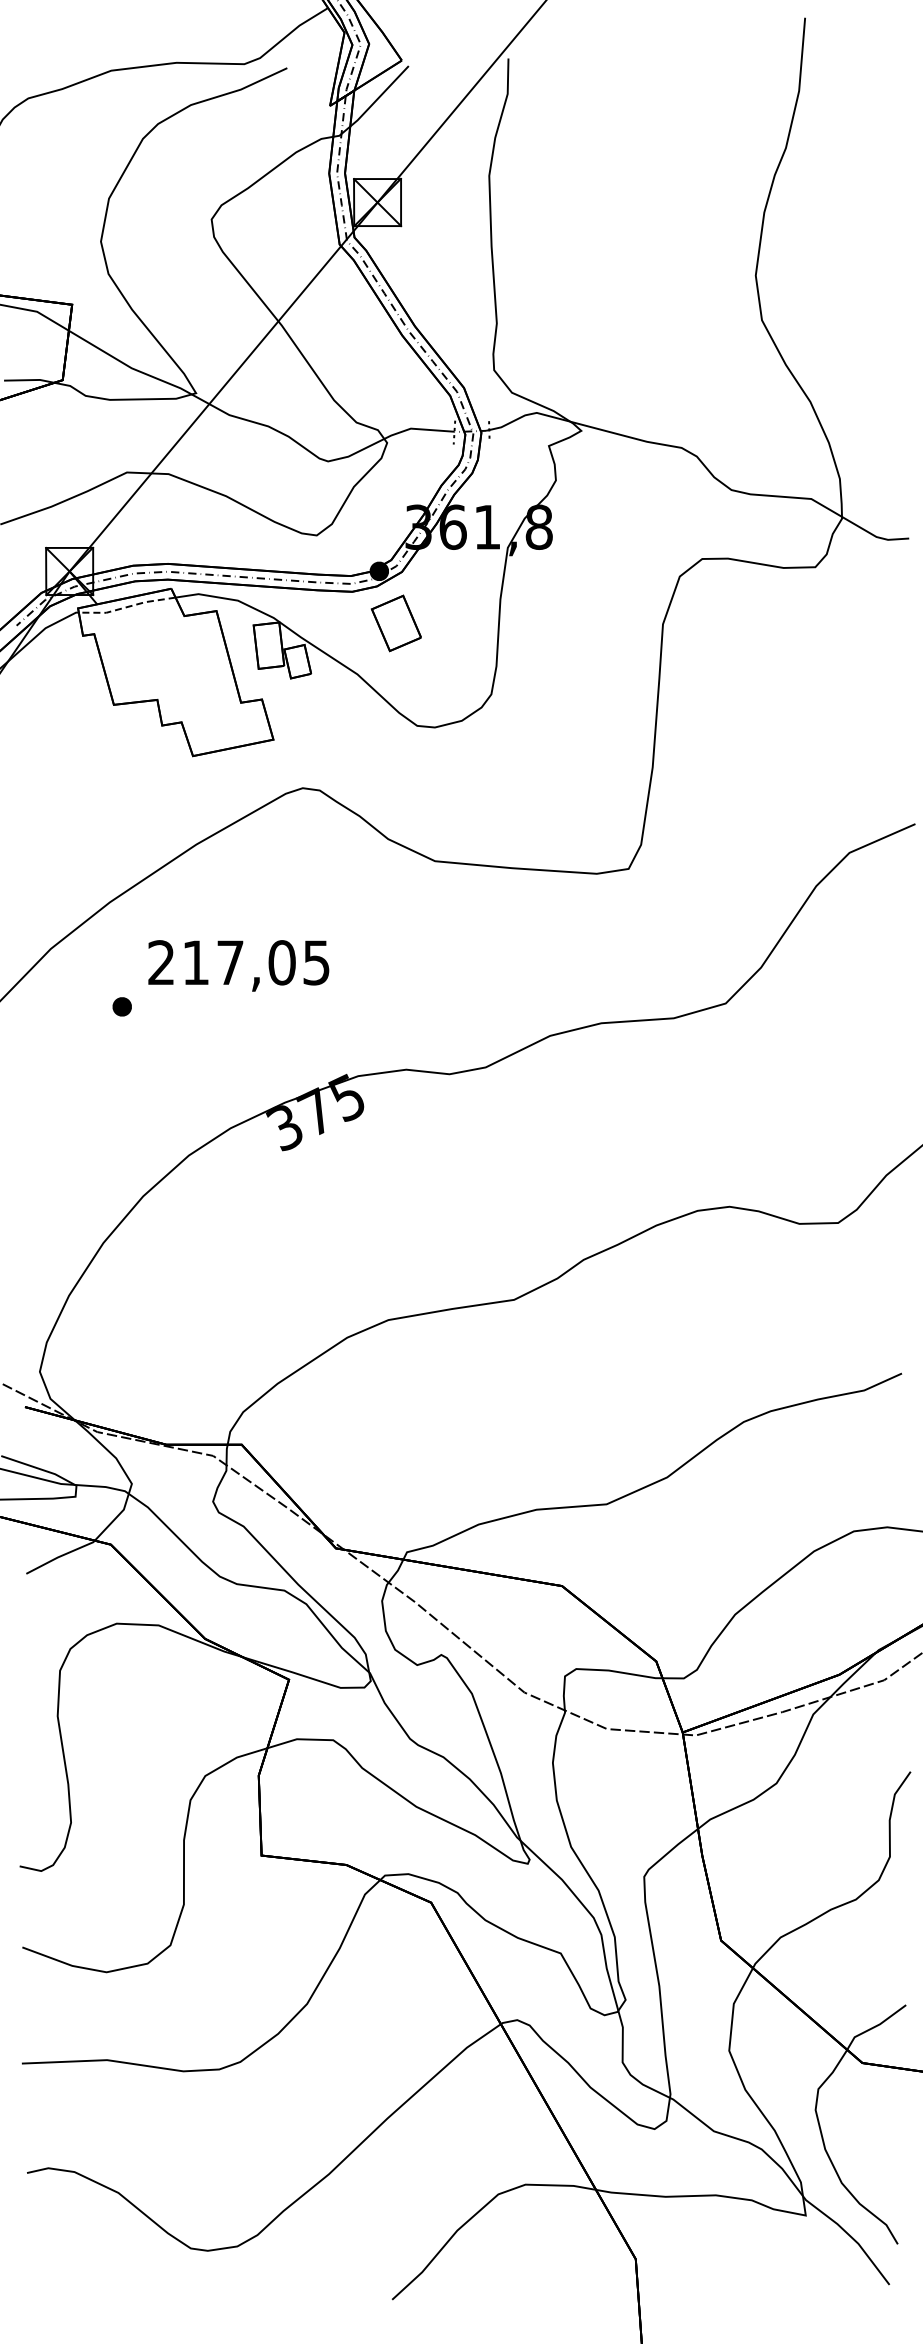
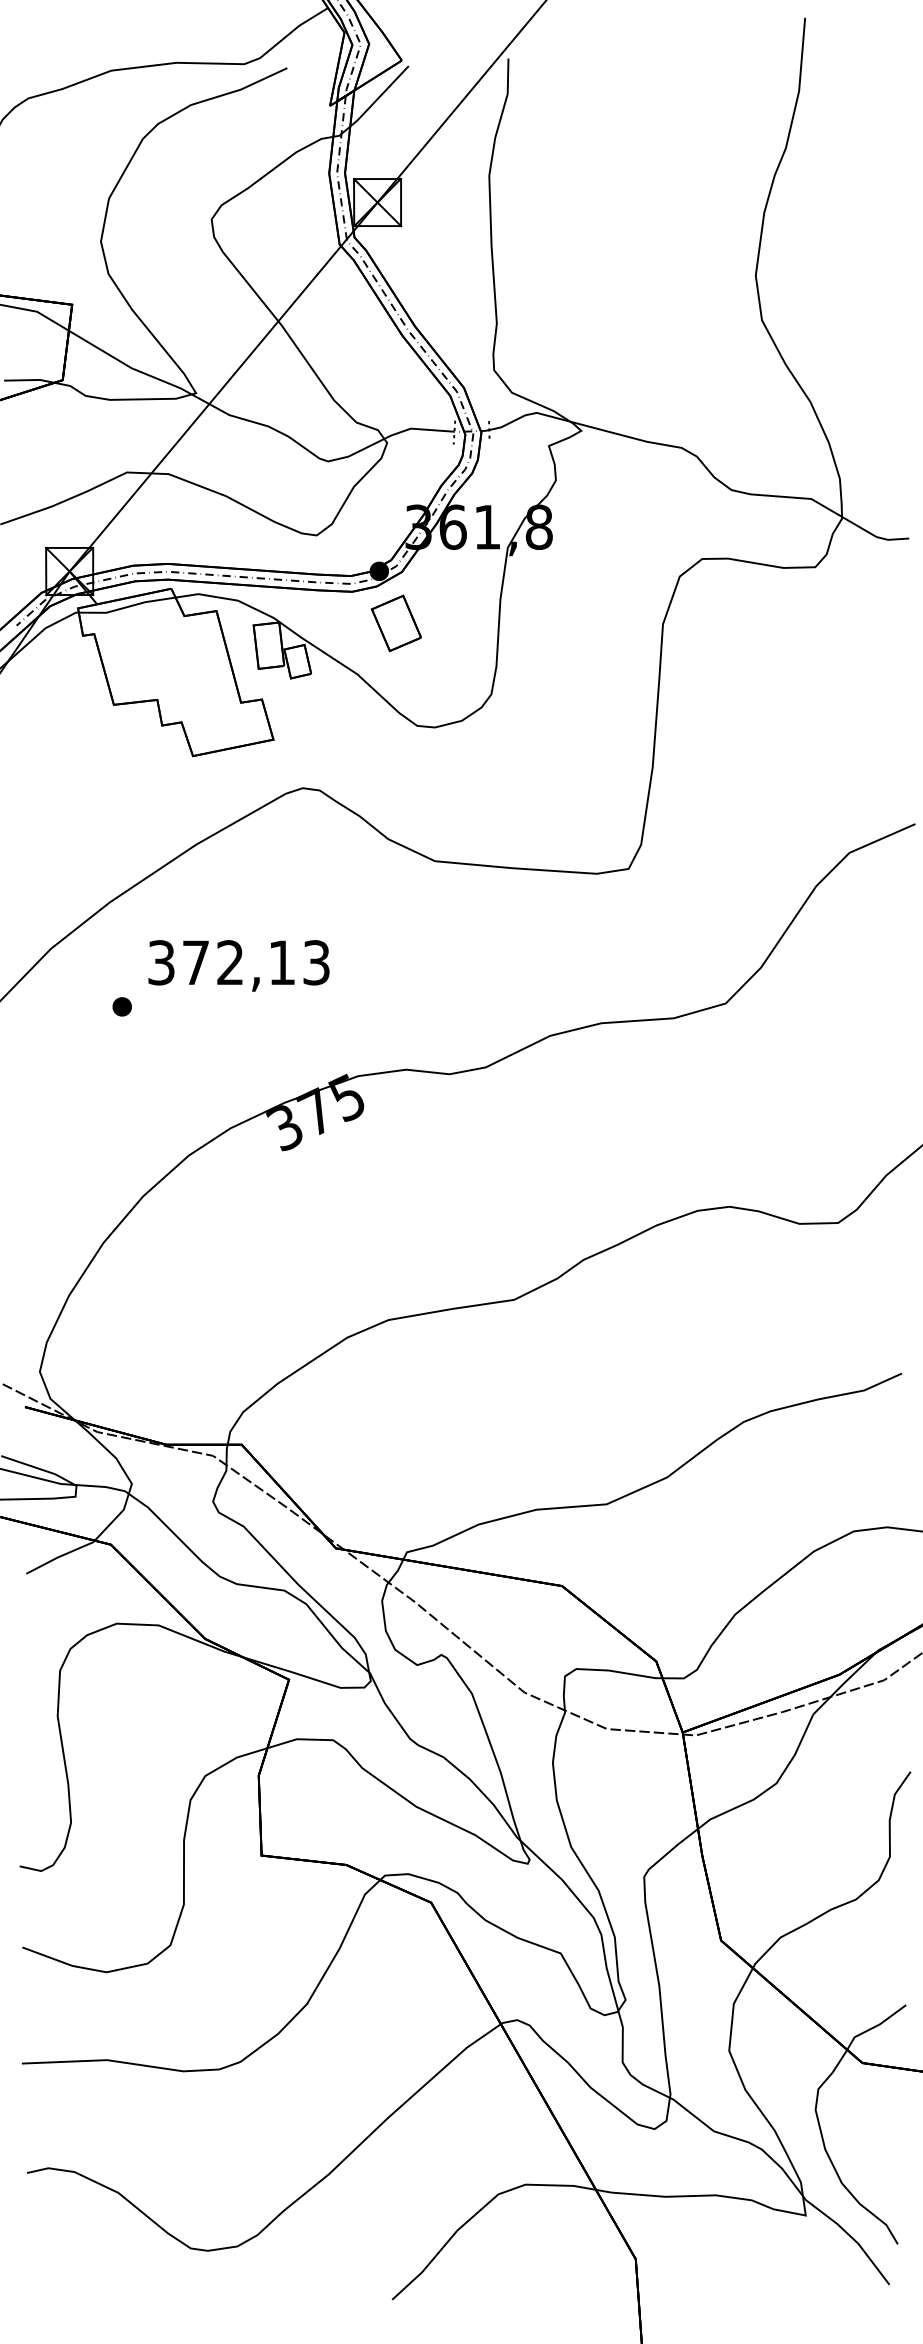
line: dashed -> solid (127, 607)
text: 217,05 -> 372,13 (238, 962)
